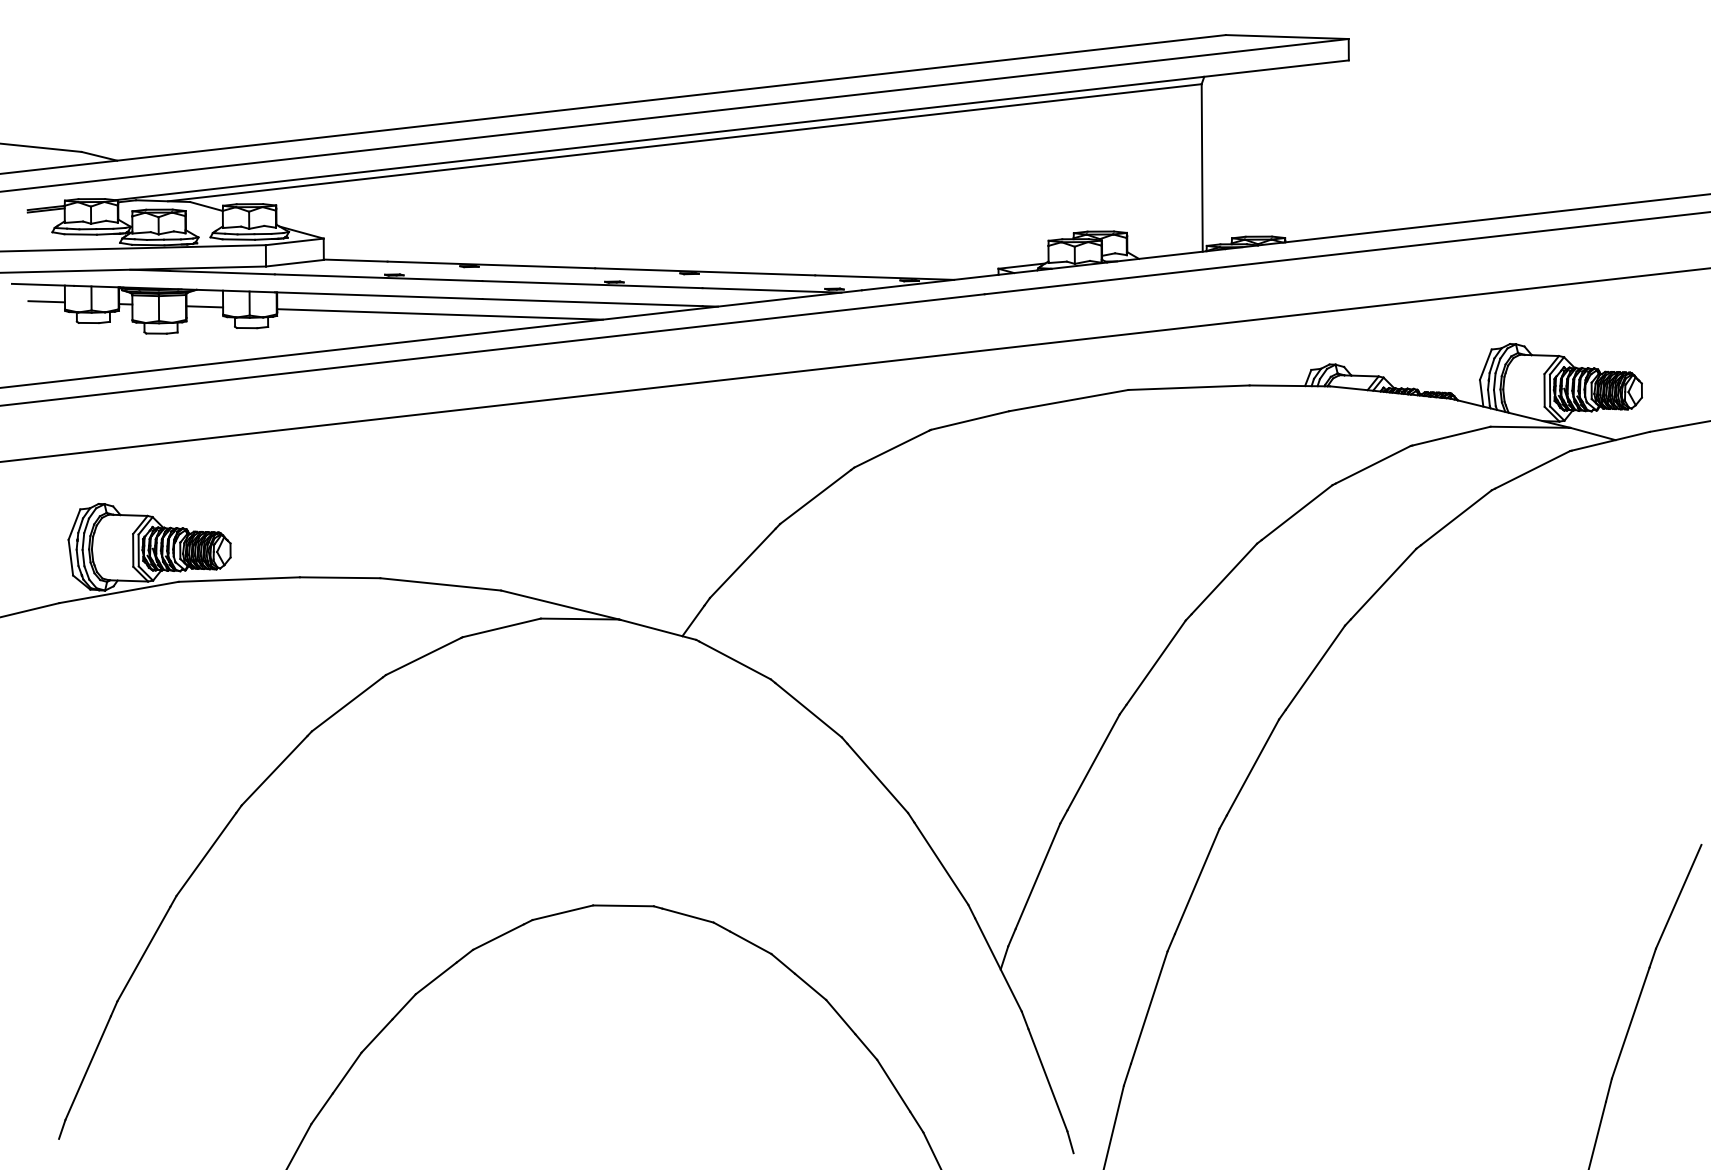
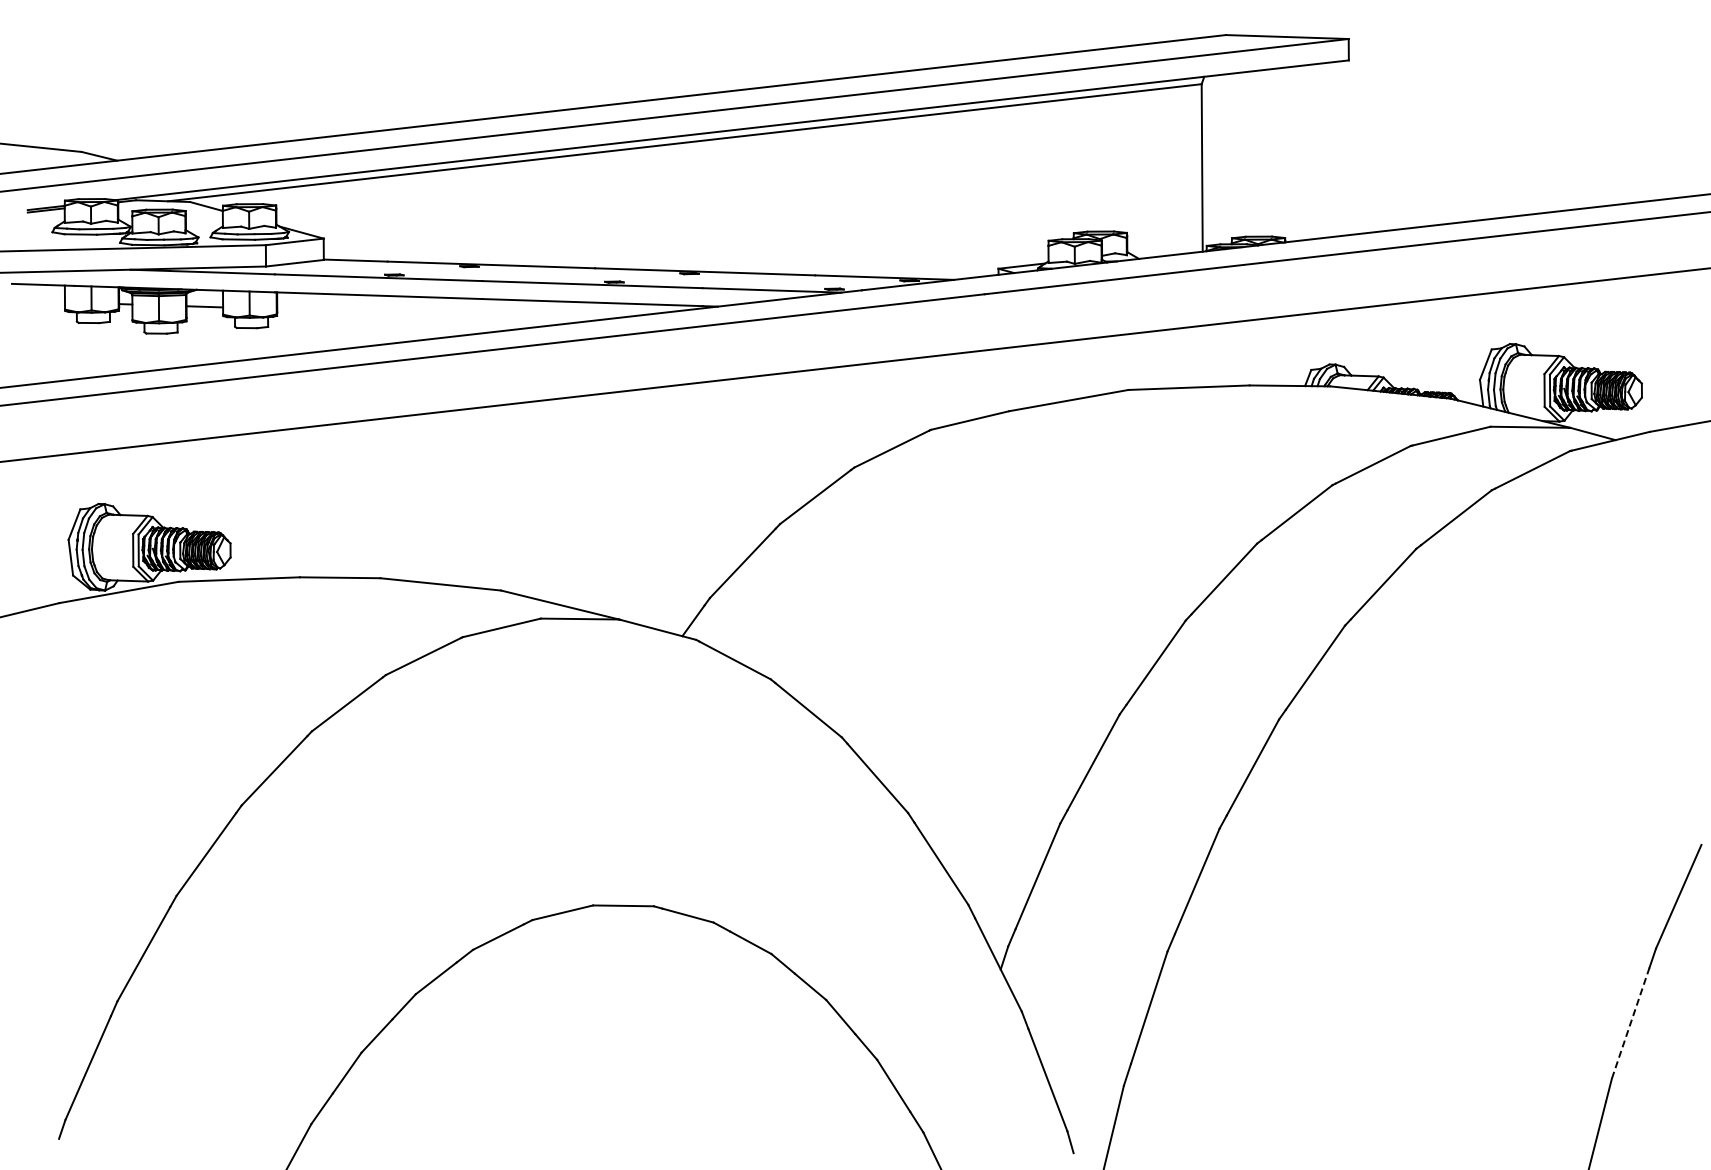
line: present -> none (46, 301)
line: present -> none (439, 314)
line: solid -> dashed (1630, 1023)
